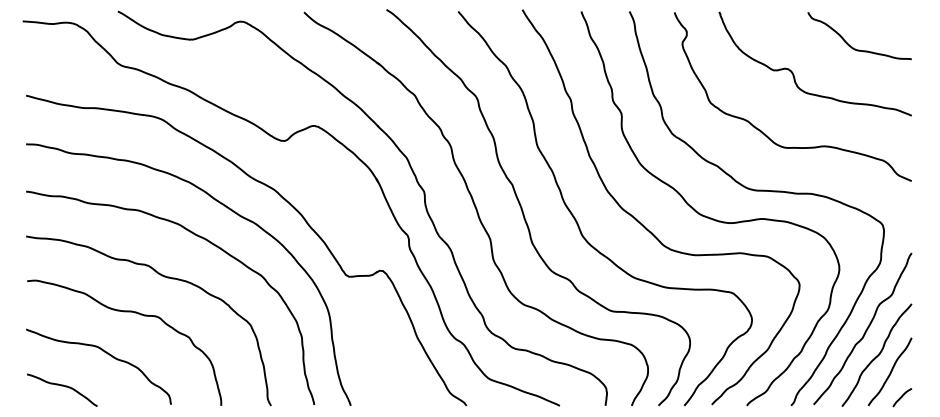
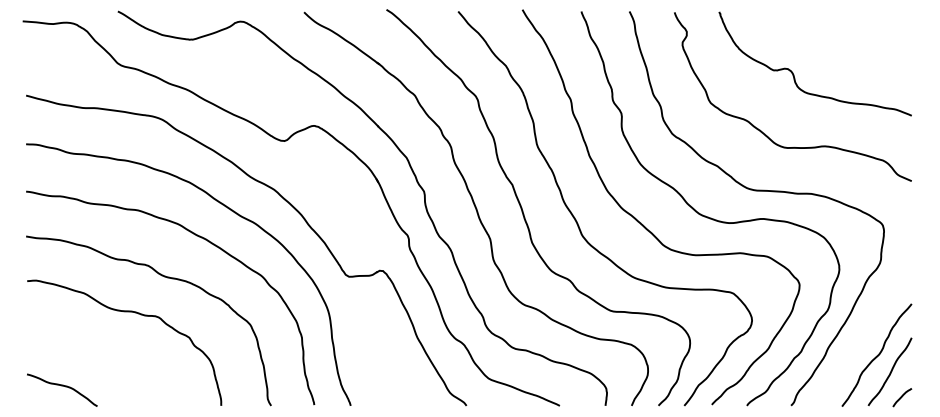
curve: present -> none (852, 46)
curve: present -> none (865, 330)
curve: present -> none (105, 353)
